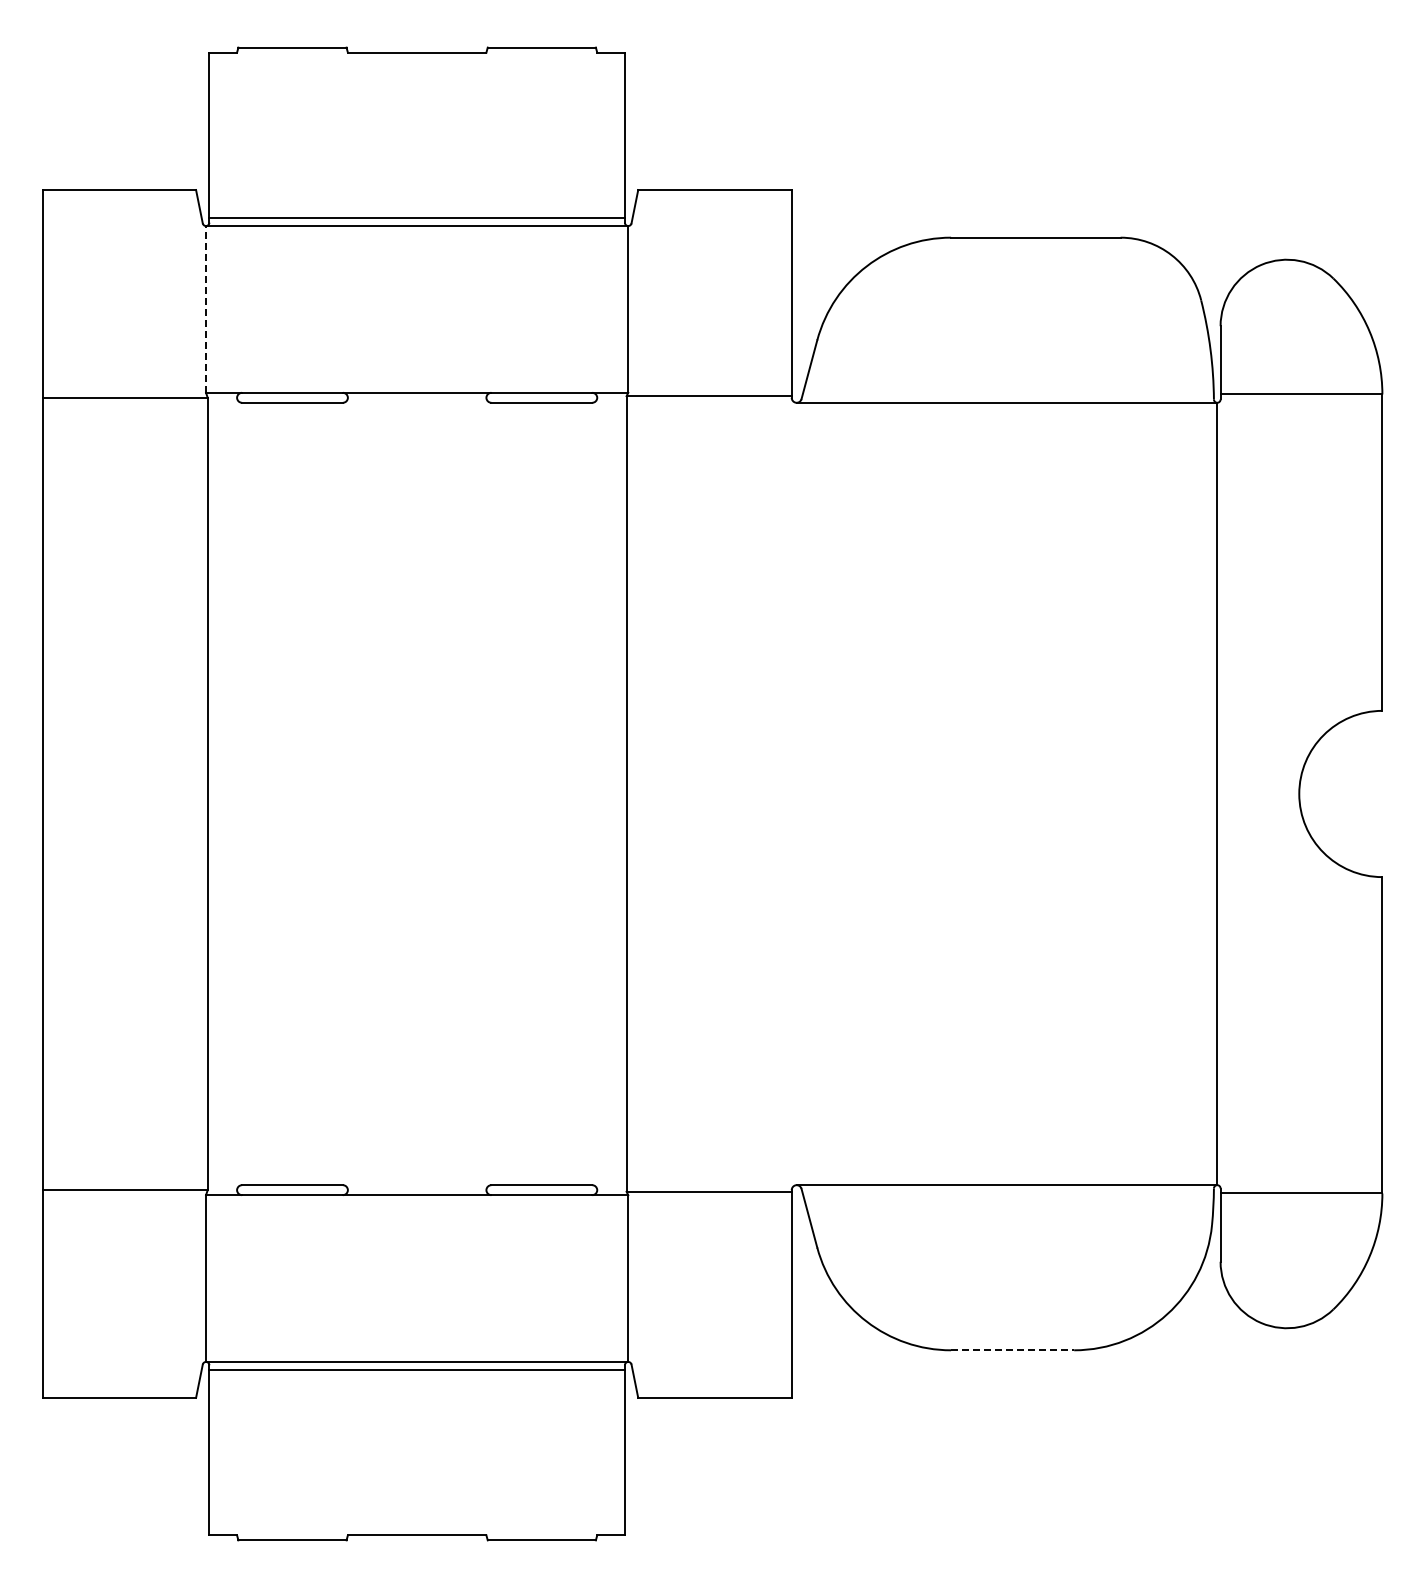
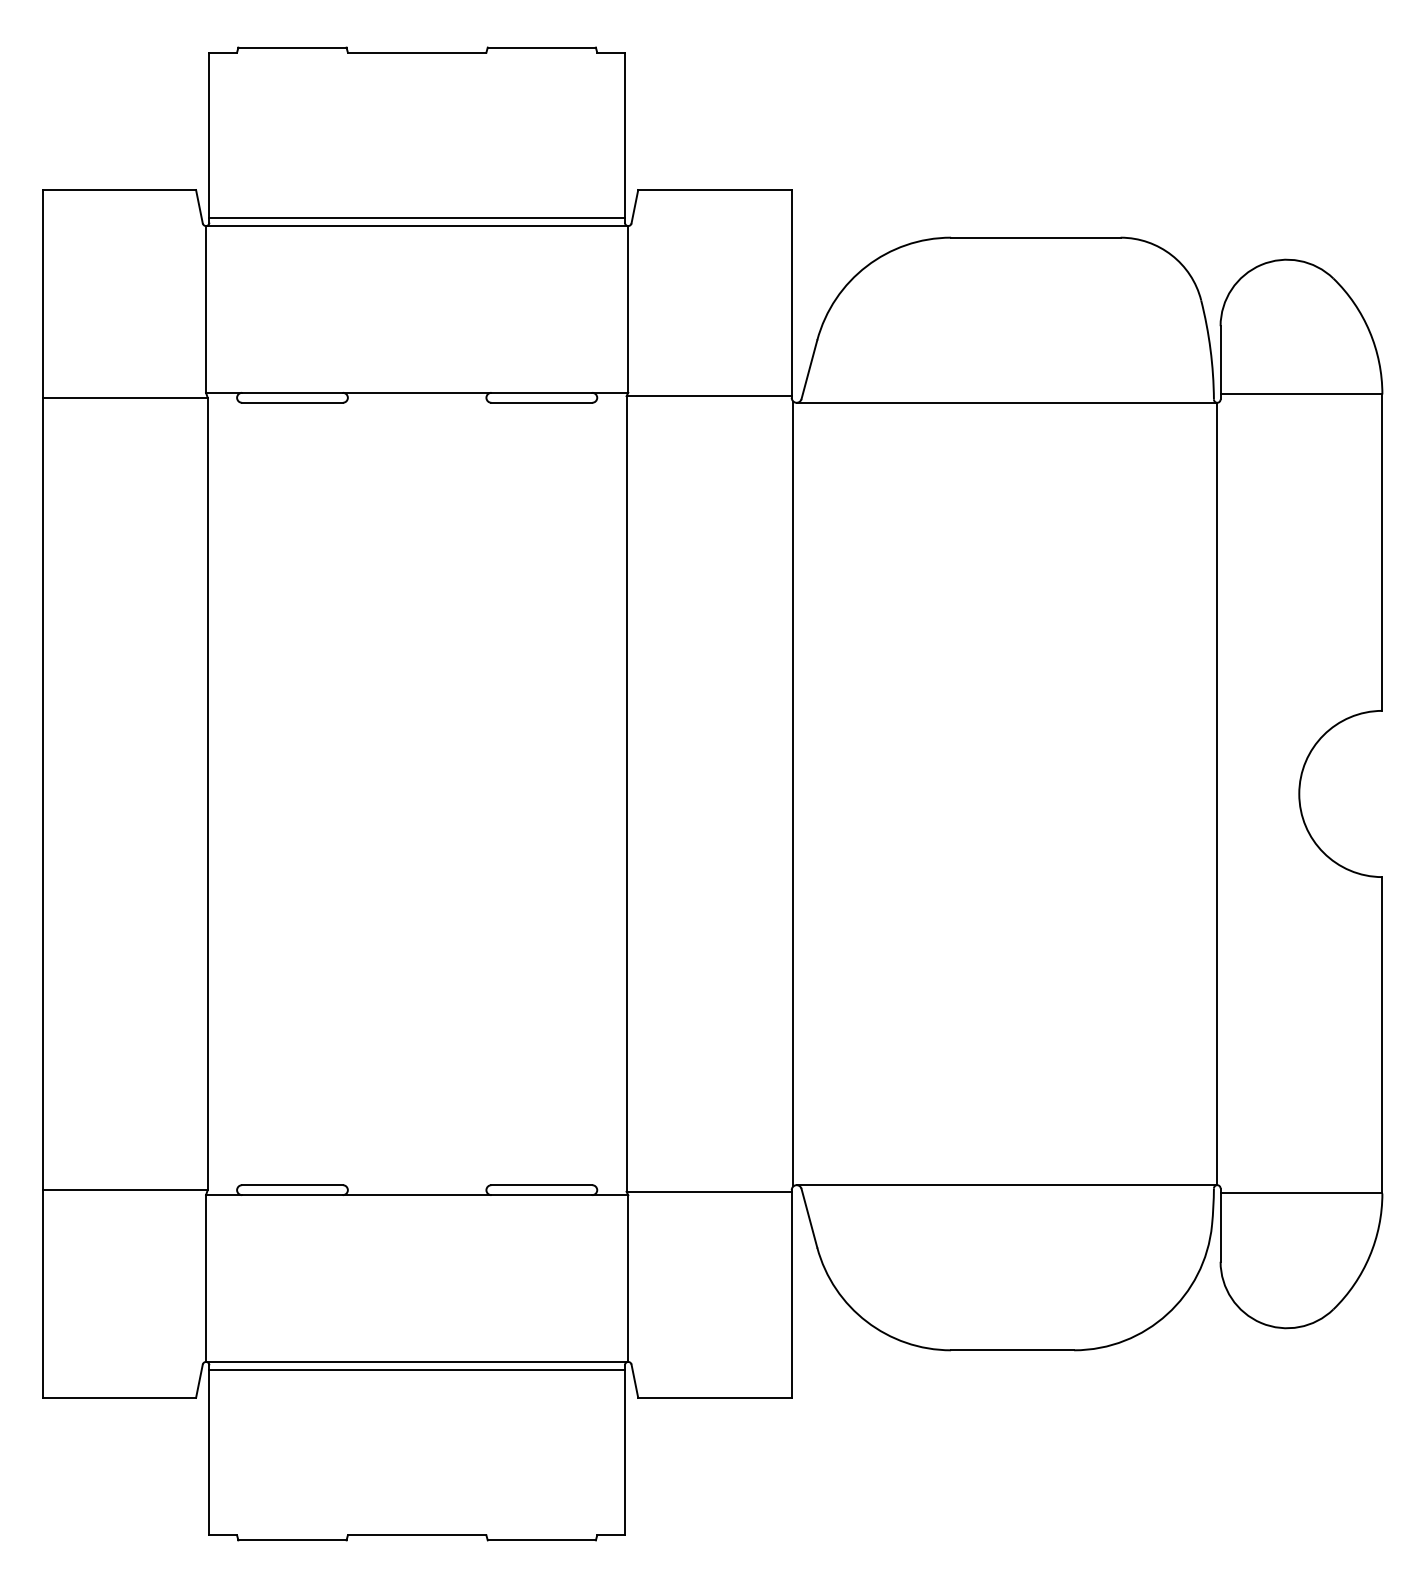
line: dashed -> solid (206, 308)
line: none -> present (793, 793)
line: dashed -> solid (1012, 1350)
